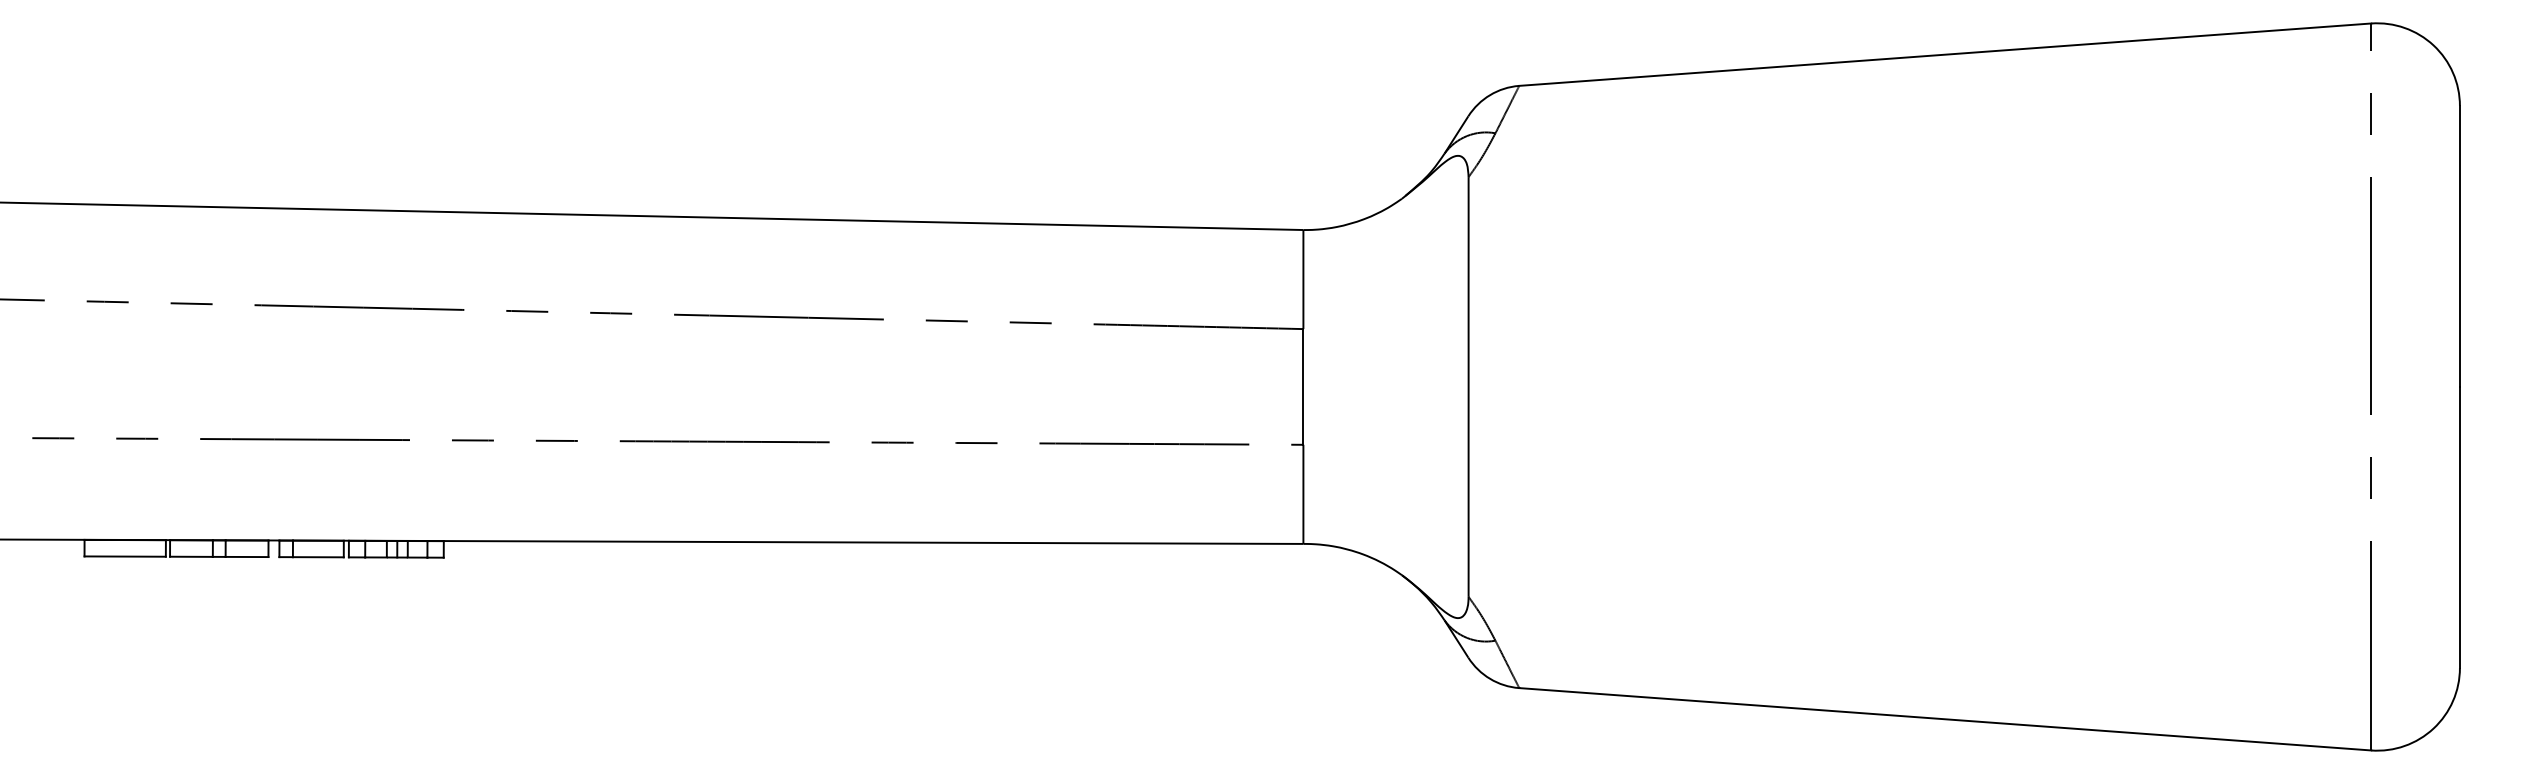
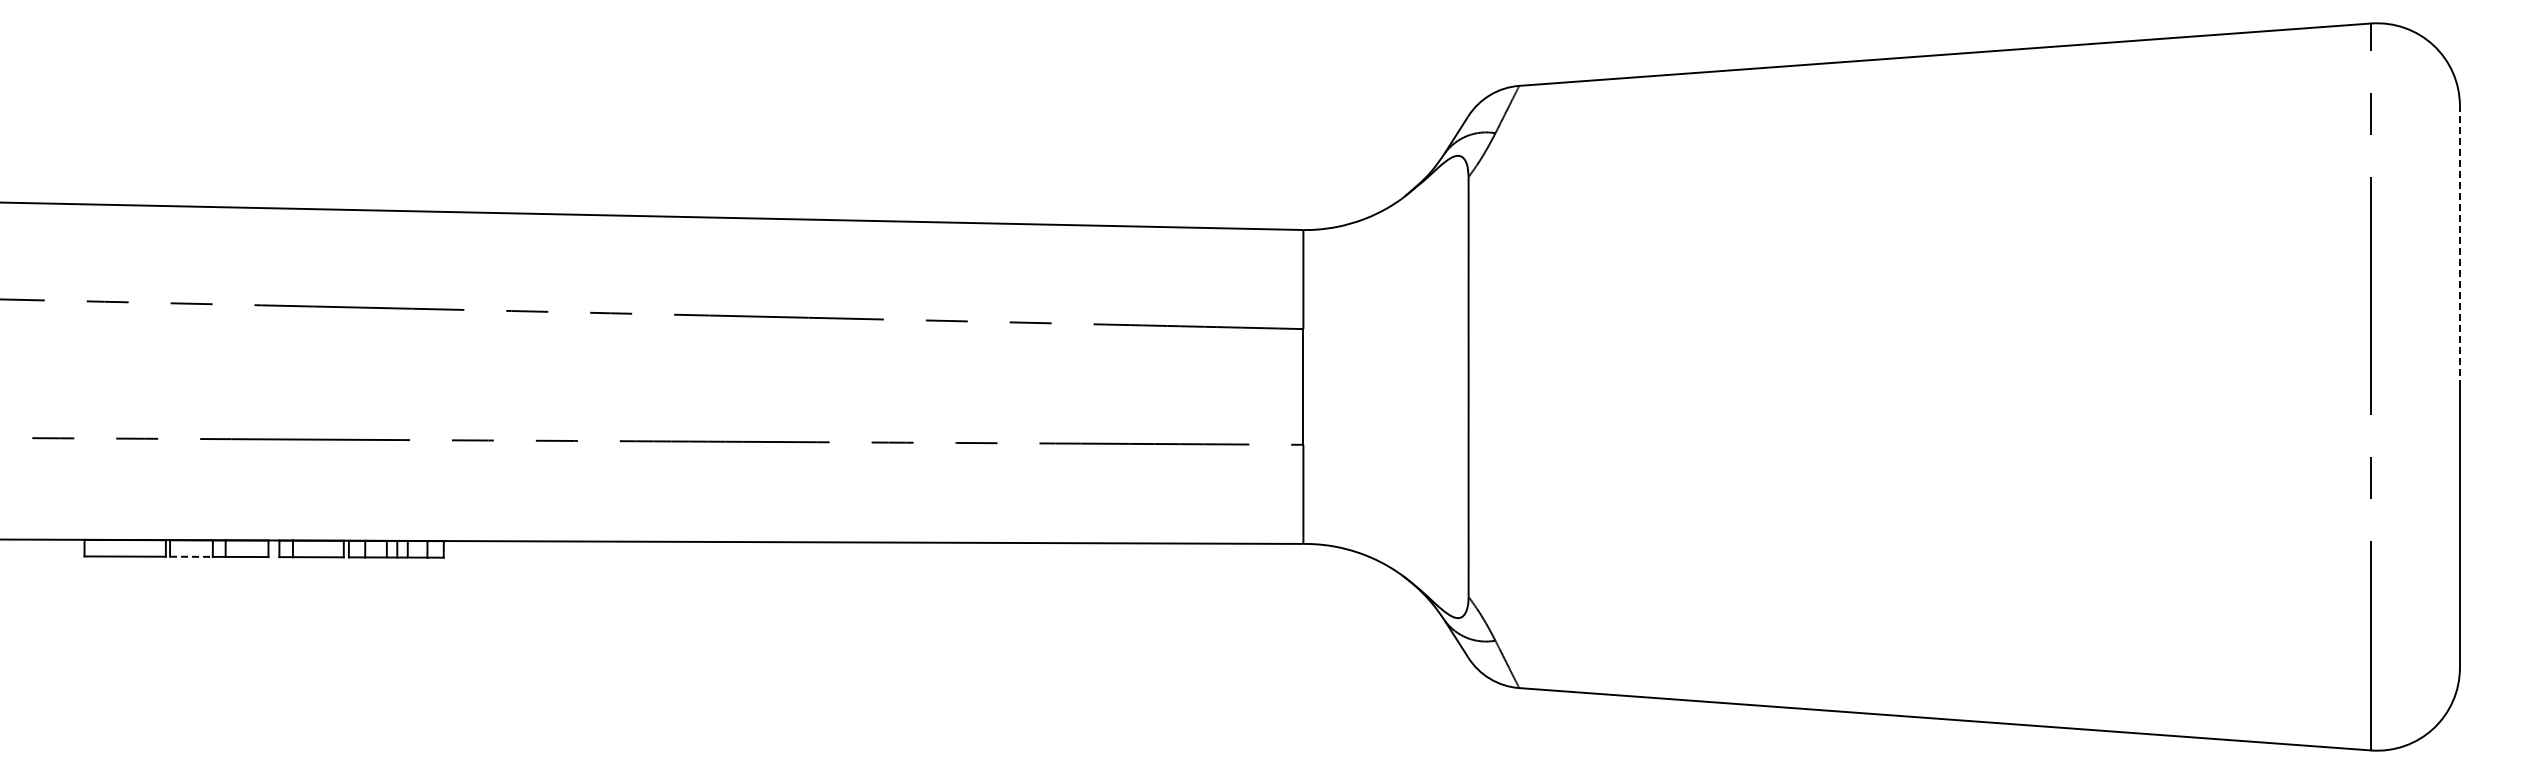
line: solid -> dashed (2459, 246)
line: solid -> dashed (191, 556)
